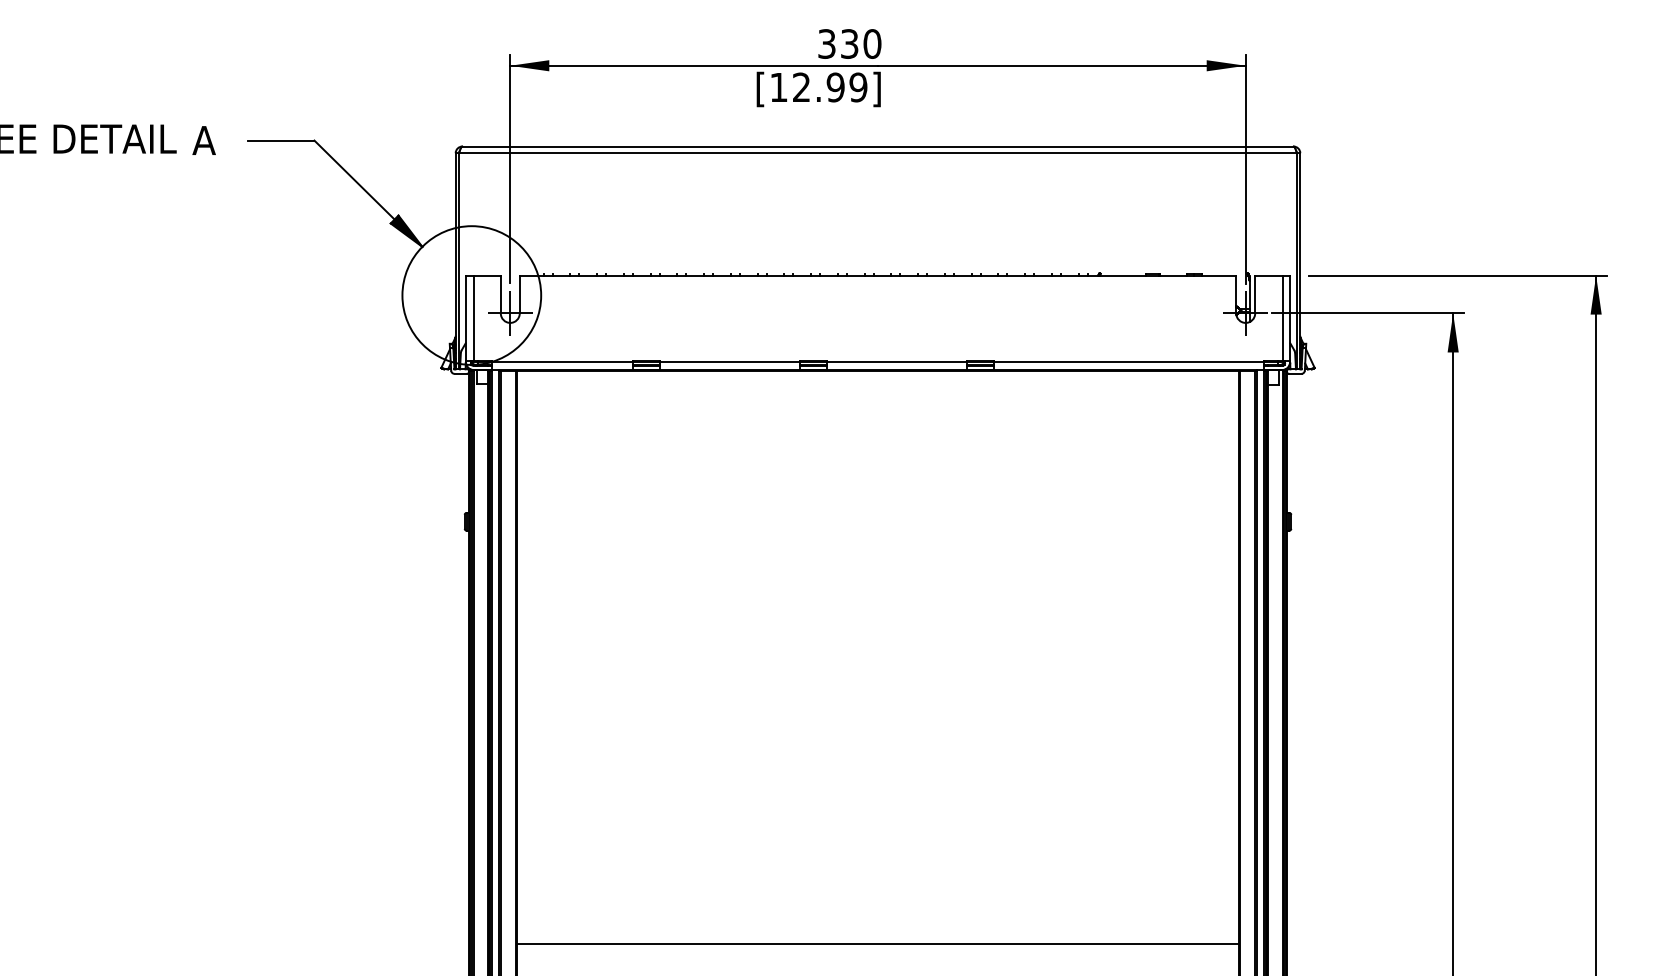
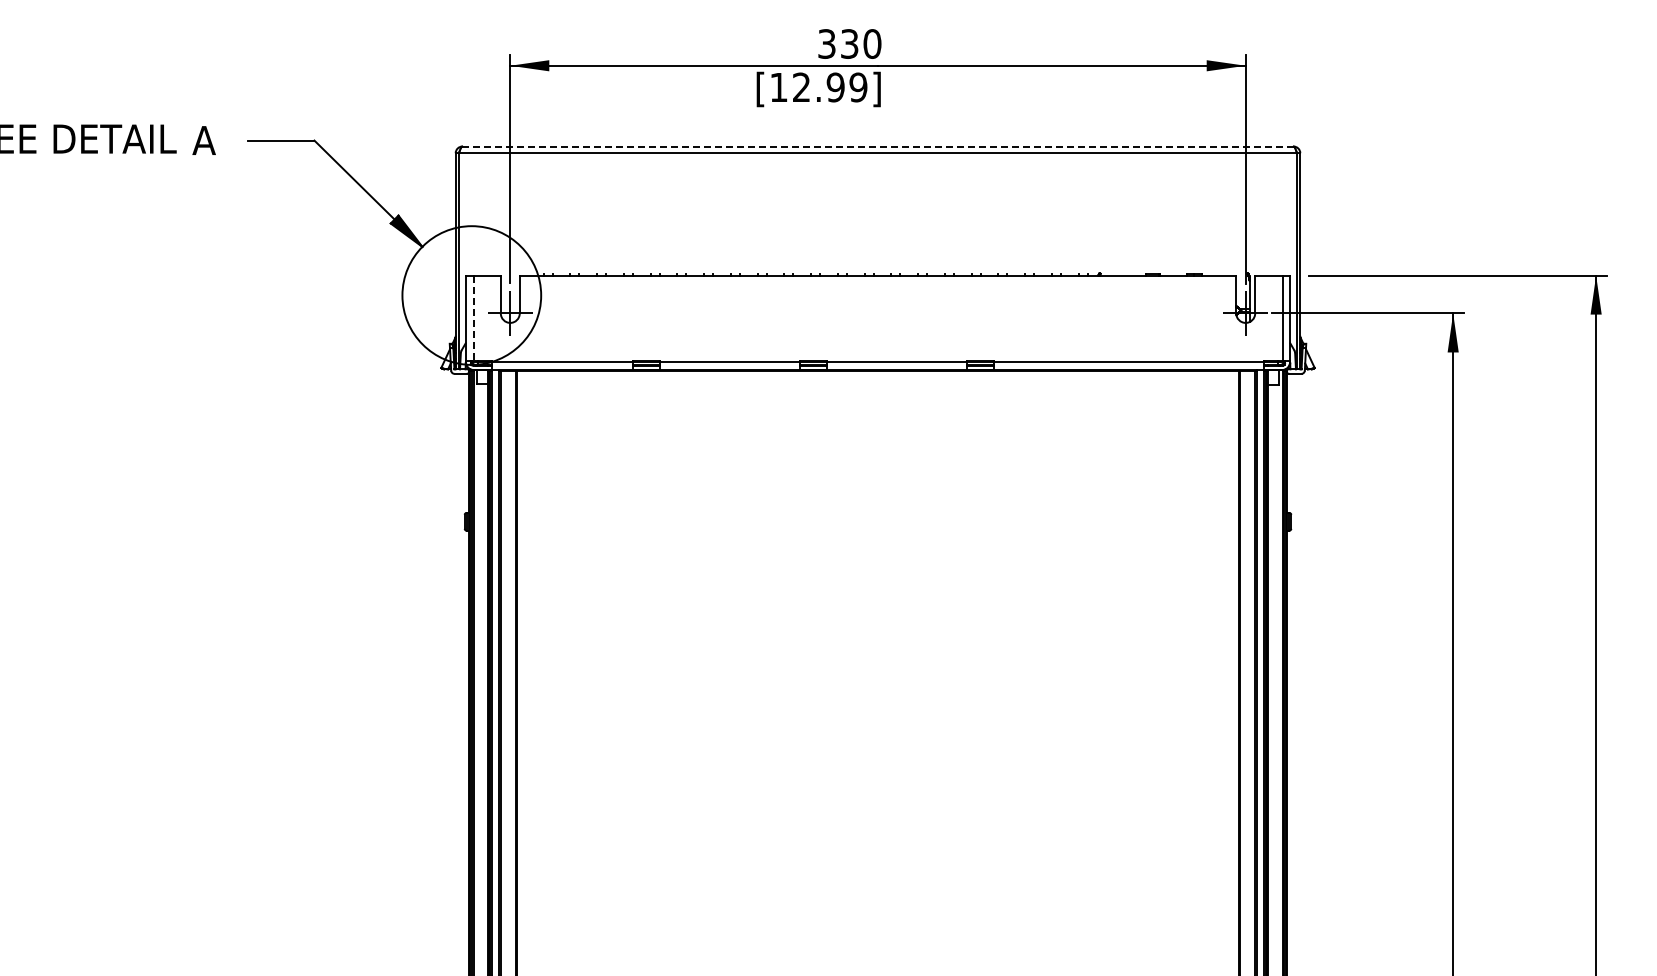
line: solid -> dashed (878, 146)
line: solid -> dashed (473, 318)
line: present -> none (877, 944)
